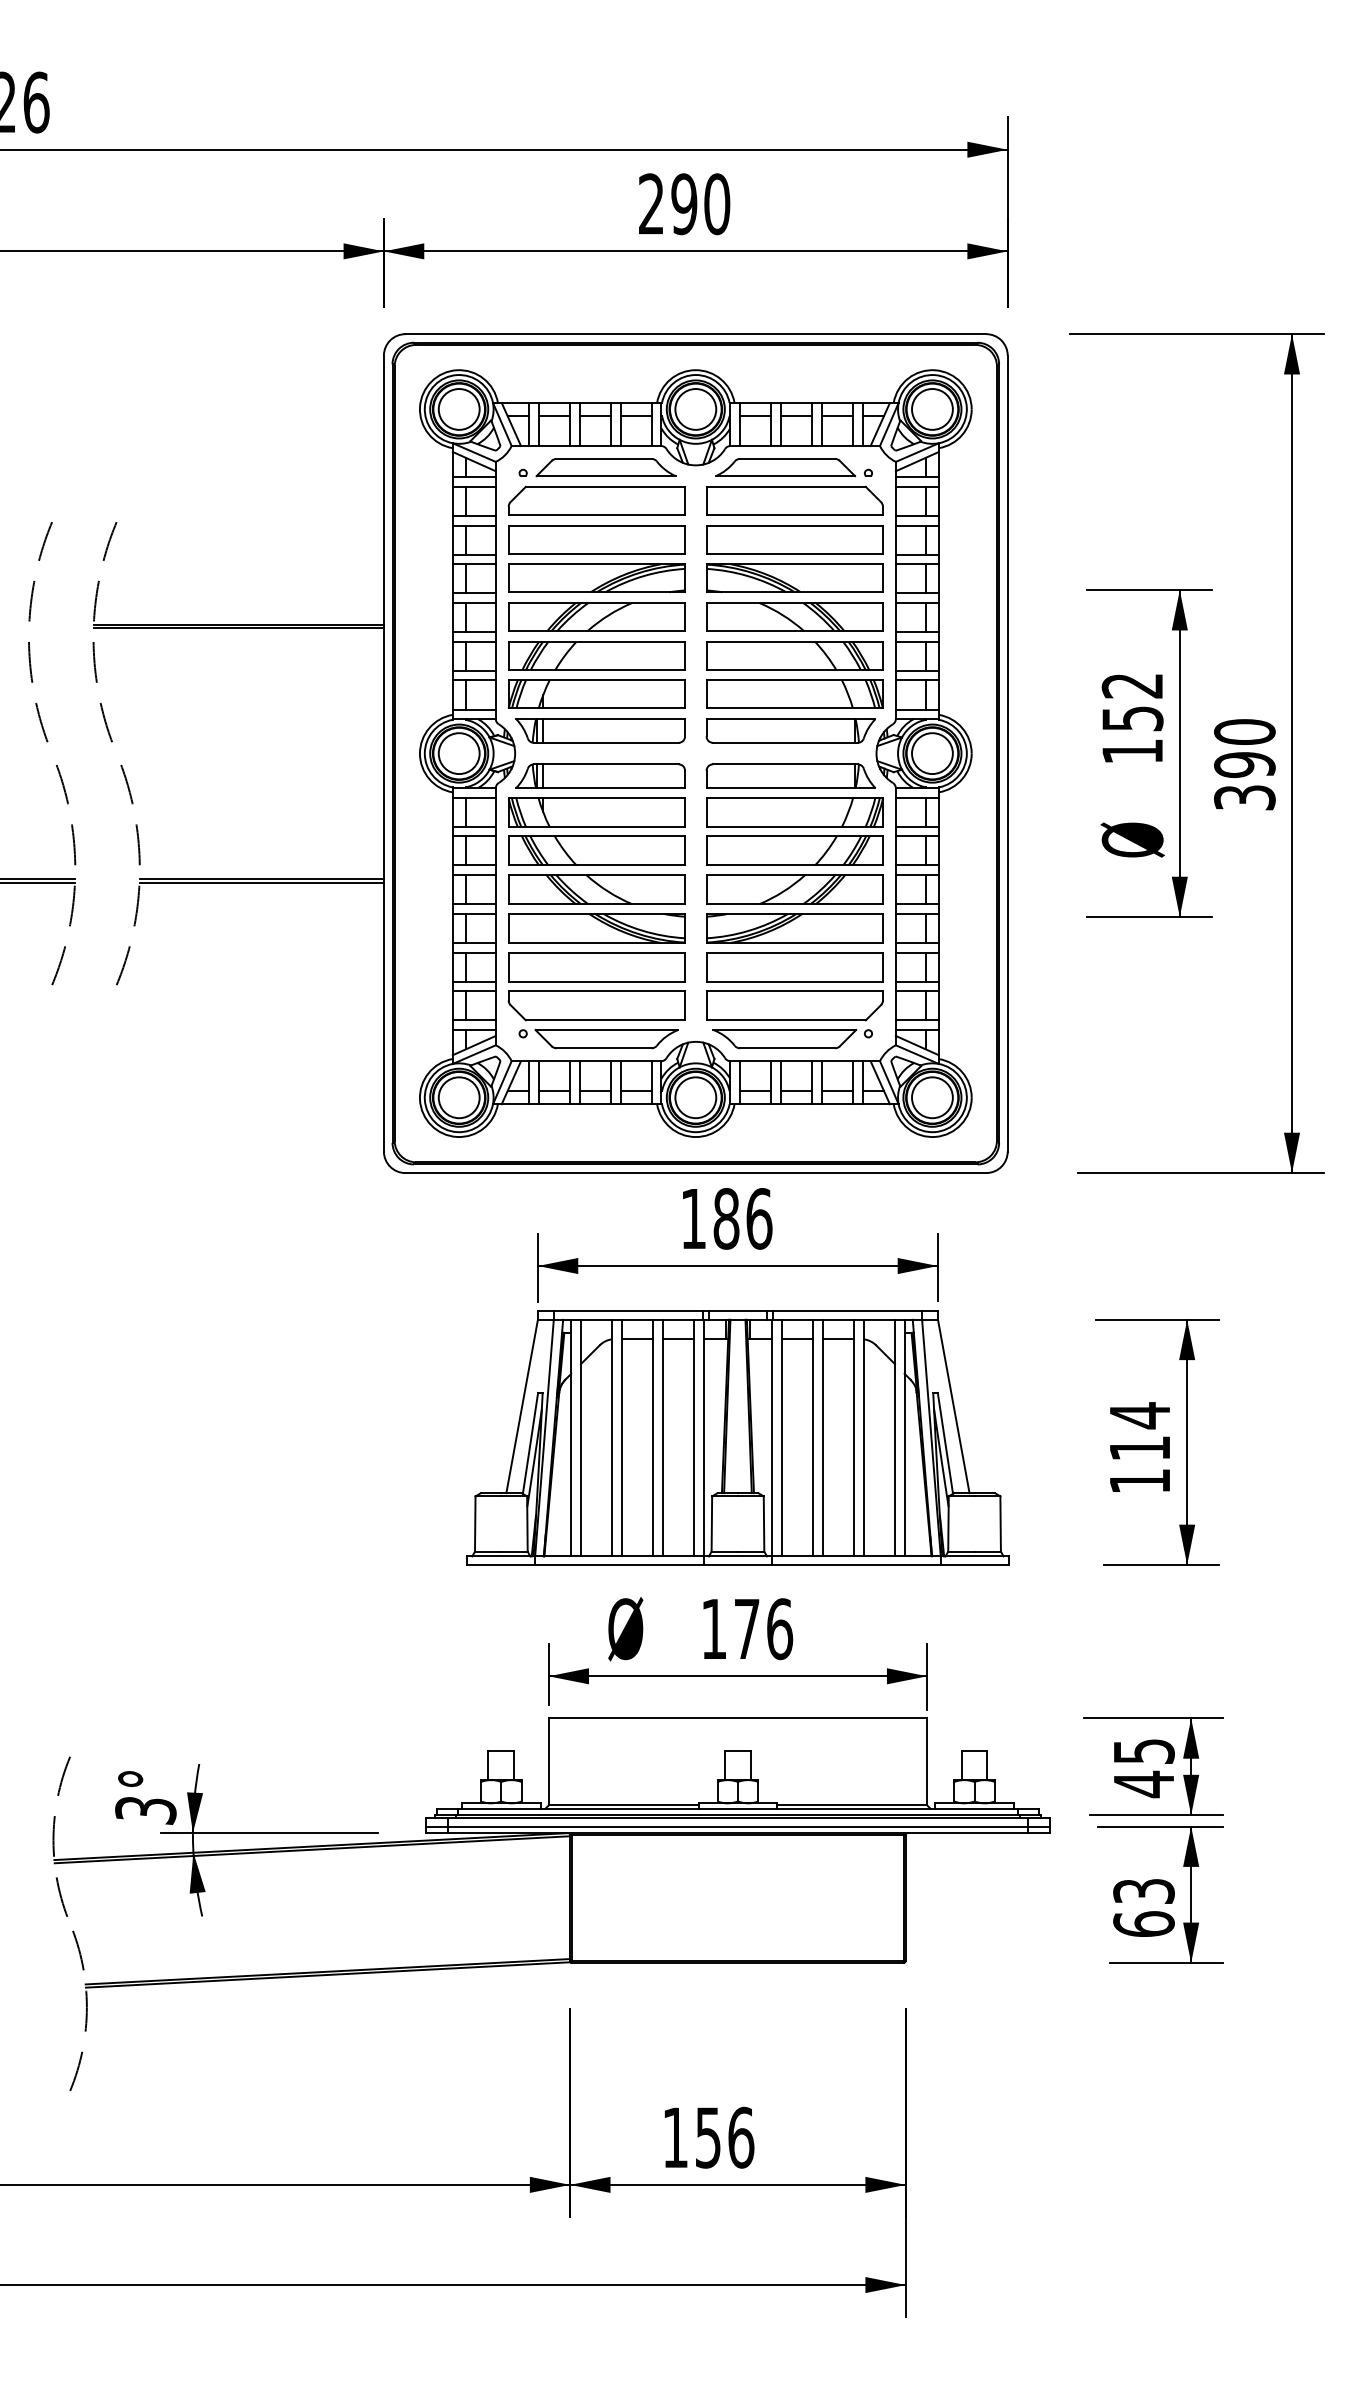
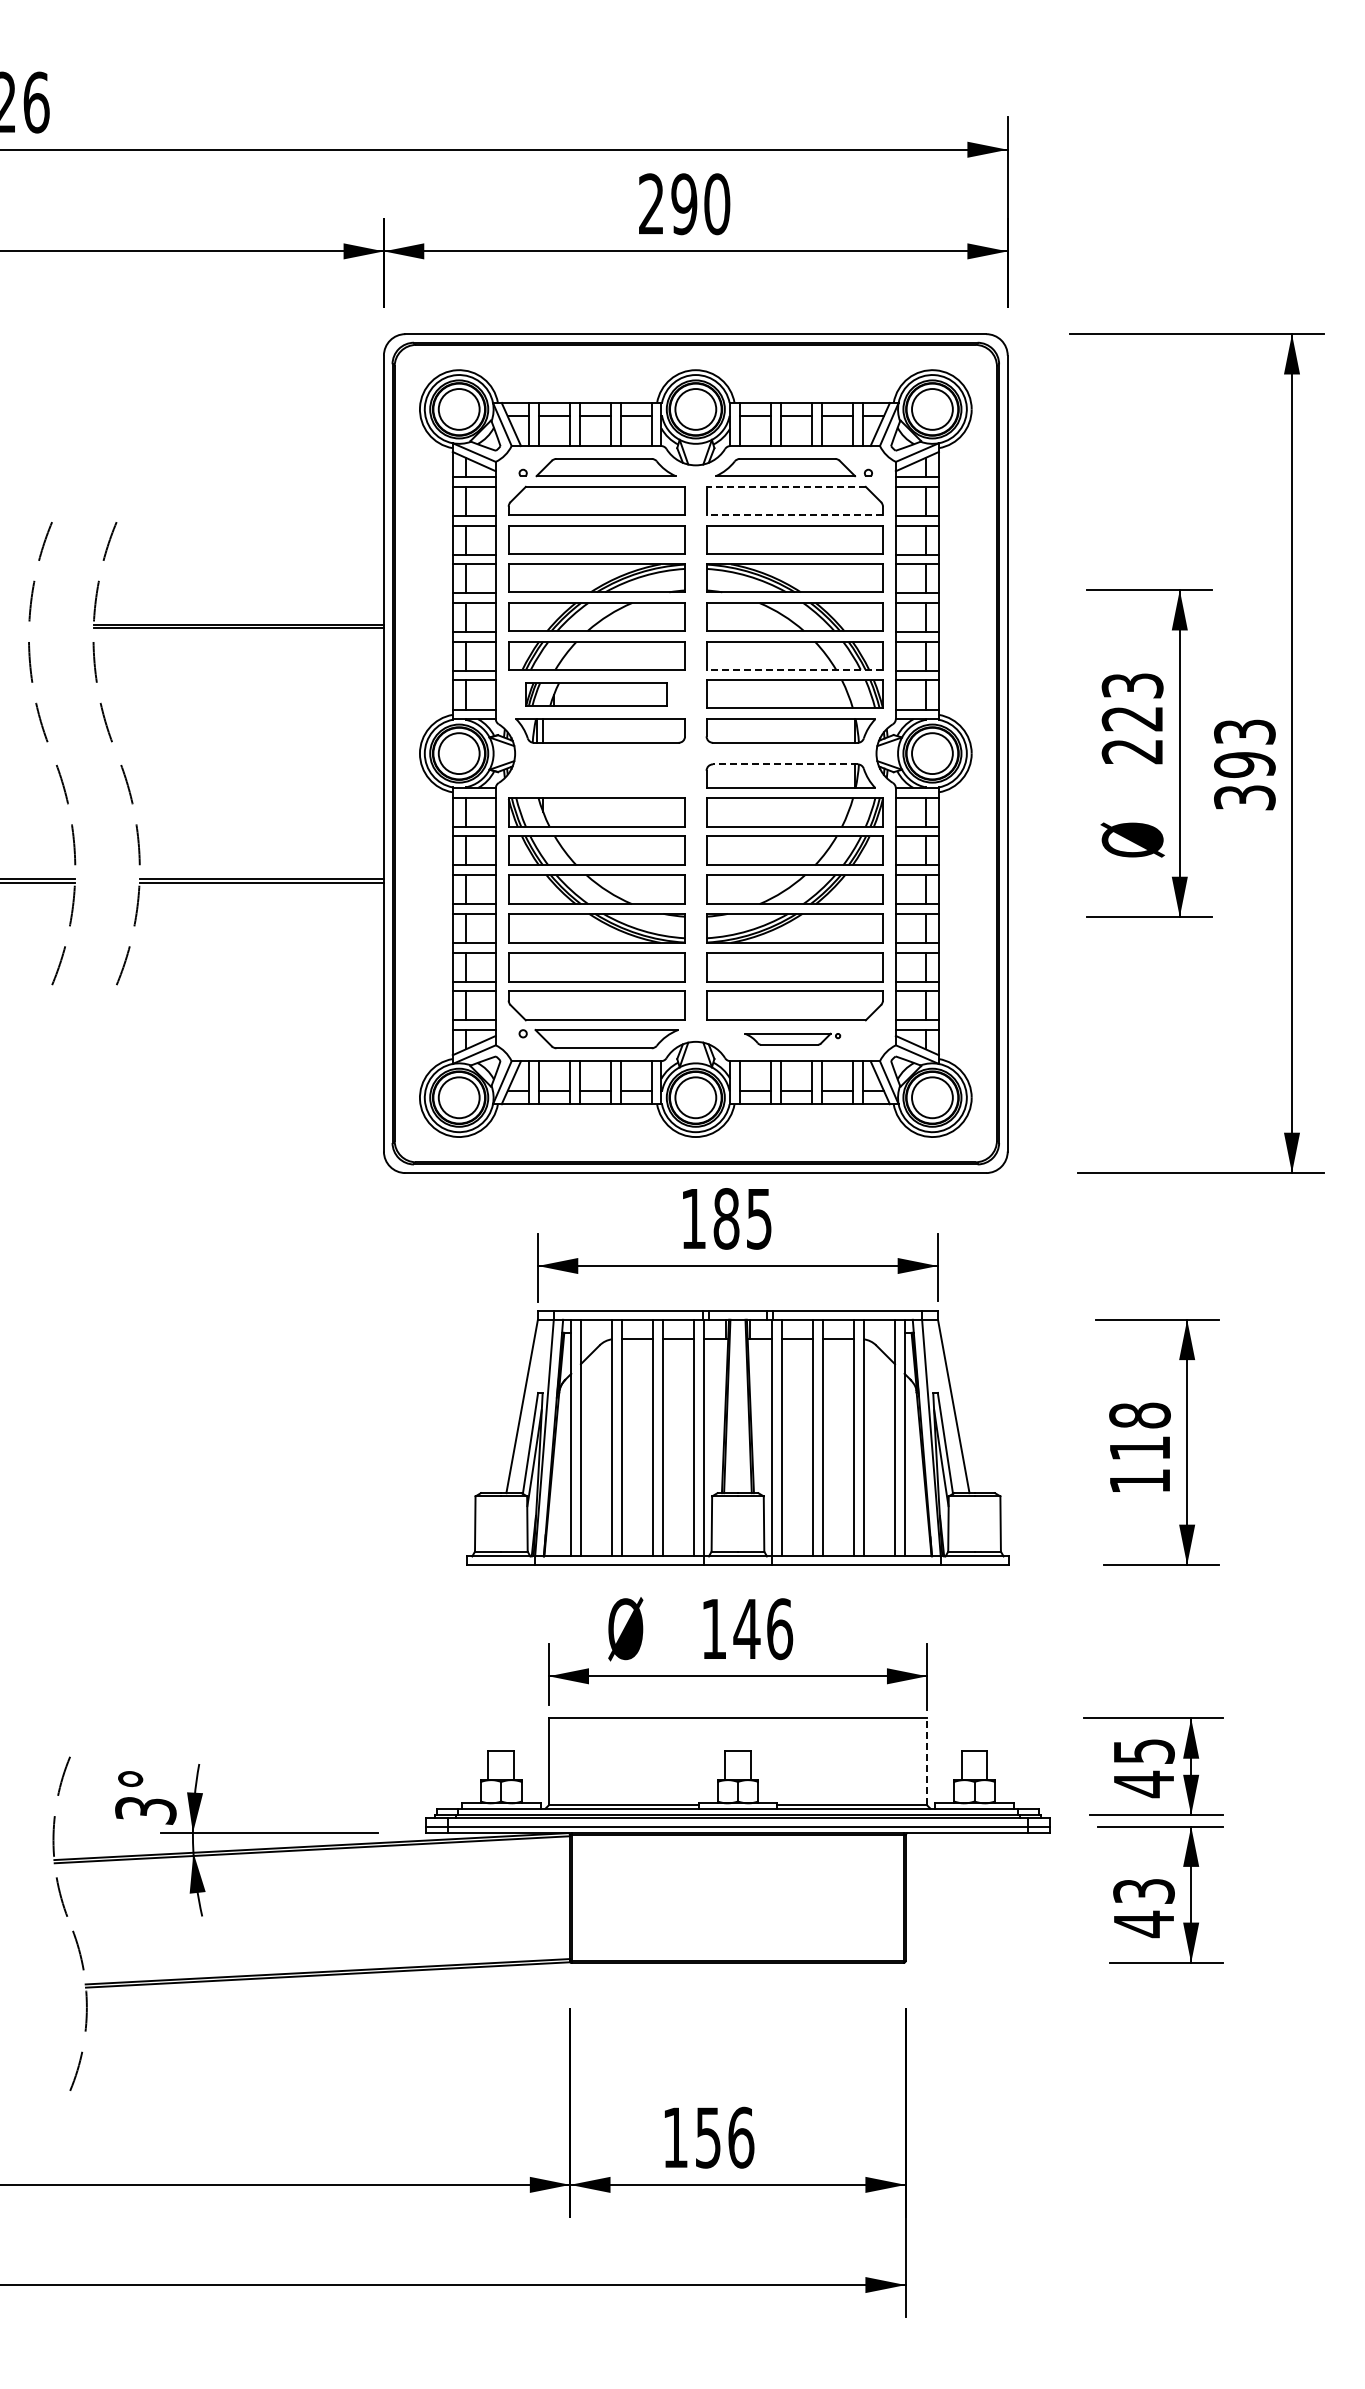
line: solid -> dashed (786, 486)
line: solid -> dashed (794, 514)
line: solid -> dashed (794, 669)
part size: 178x30 px -> 143x25 px (596, 694)
text: 152 -> 223 (1132, 718)
text: 390 -> 393 (1244, 731)
line: solid -> dashed (784, 764)
part: present -> none (600, 775)
part size: 161x21 px -> 98x14 px (792, 1038)
text: 186 -> 185 (759, 1218)
text: 114 -> 118 (1139, 1415)
text: 176 -> 146 (746, 1628)
line: solid -> dashed (927, 1761)
text: 63 -> 43 (1143, 1924)
